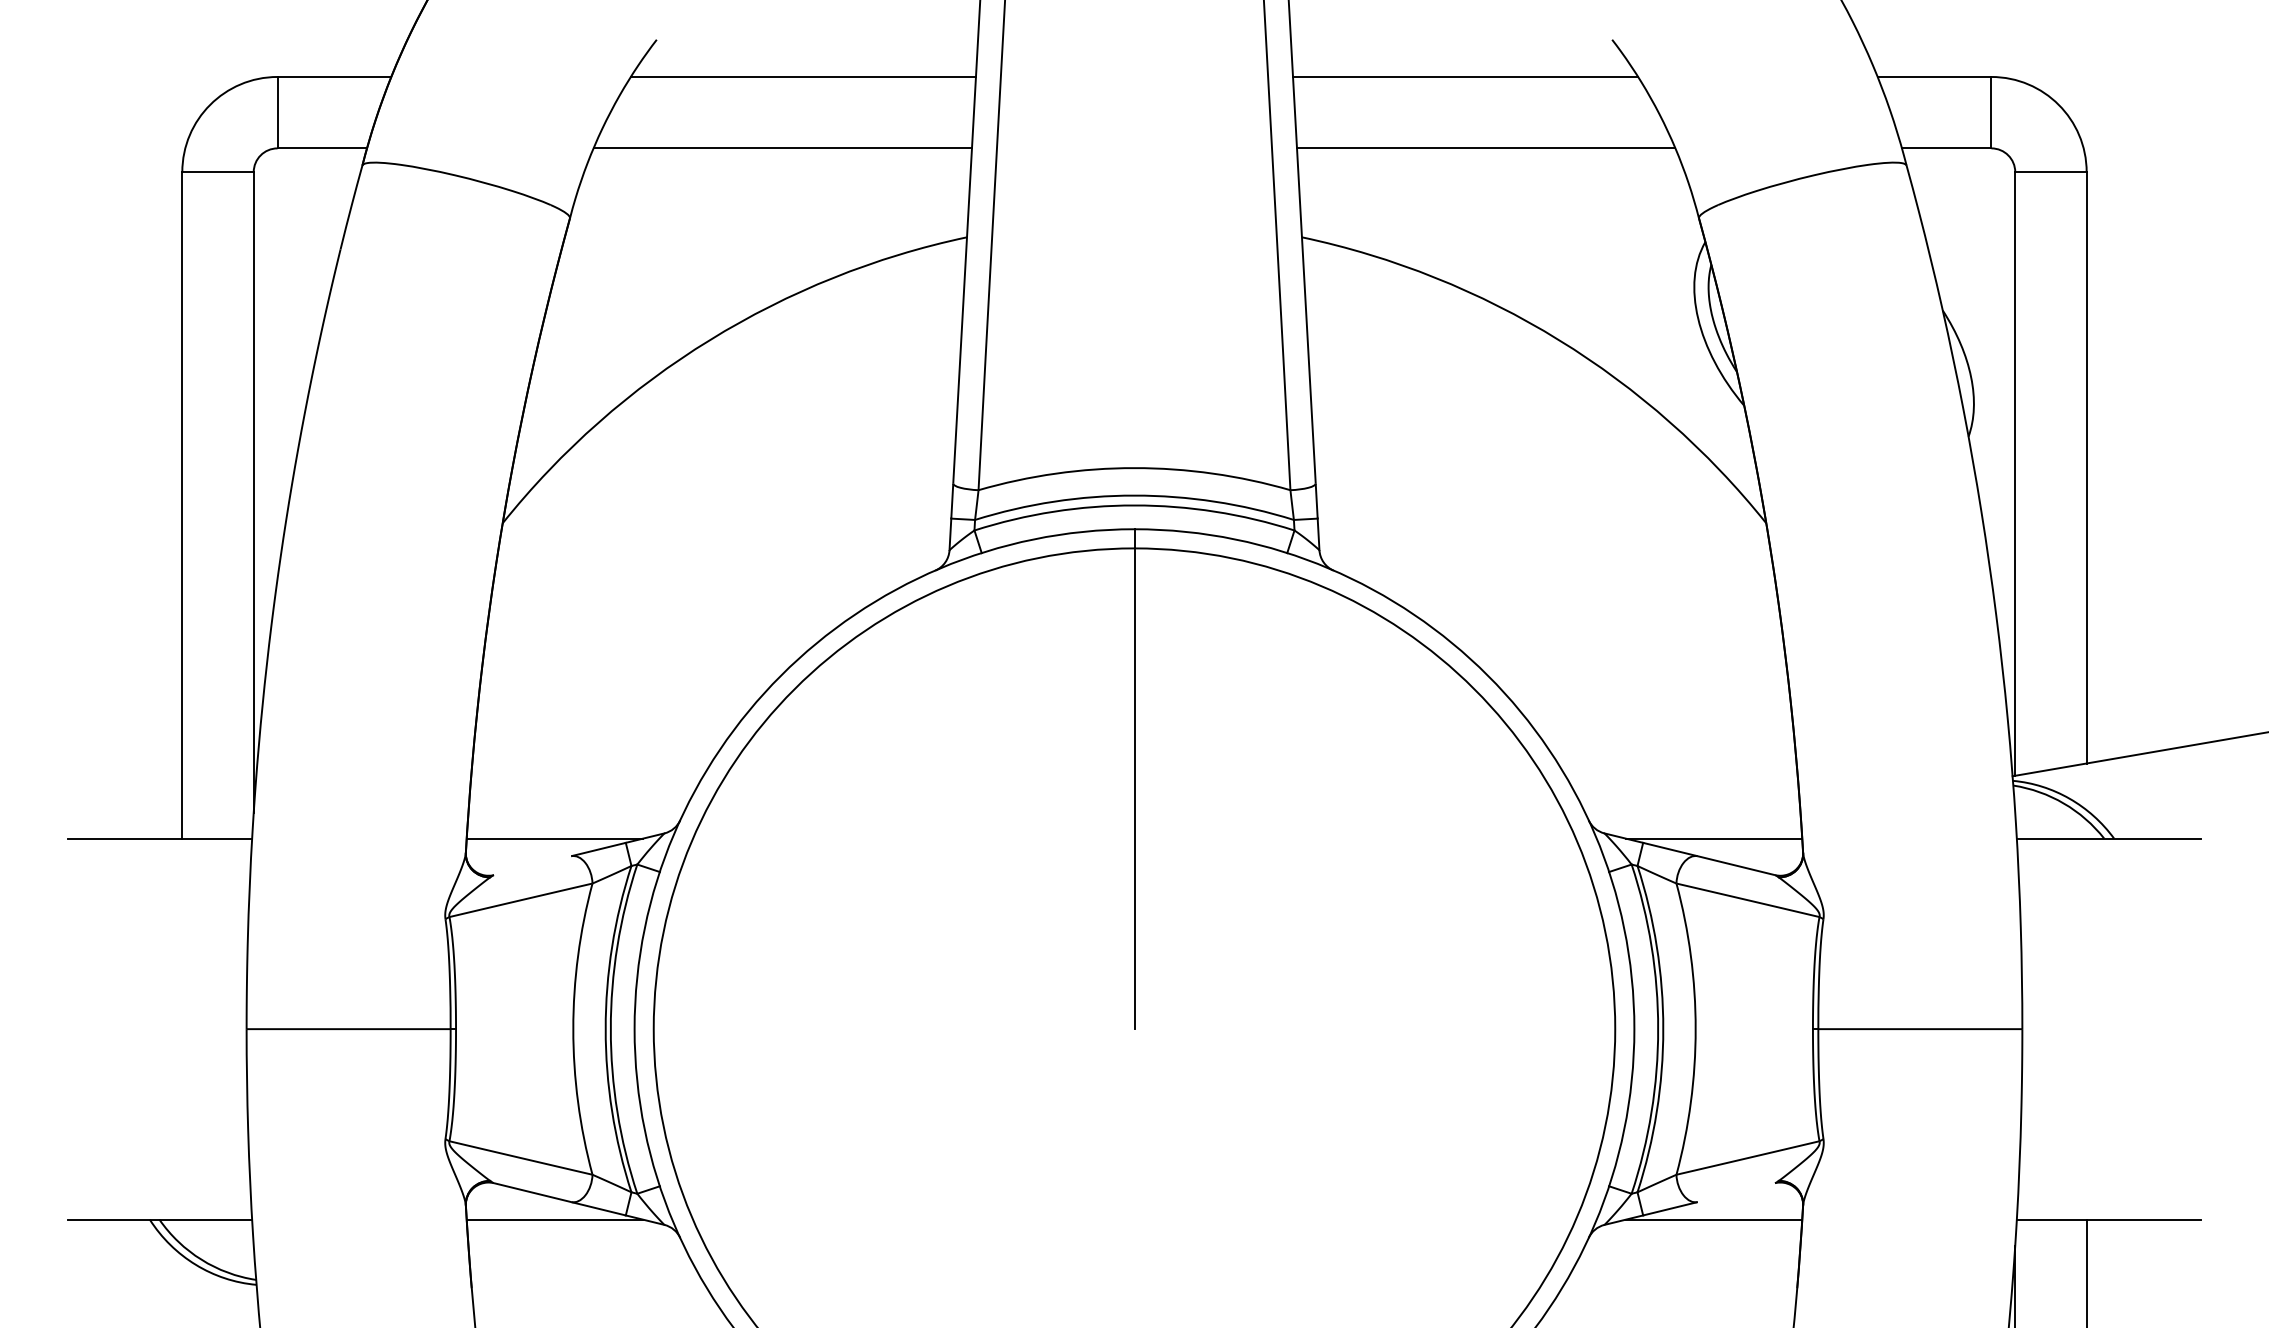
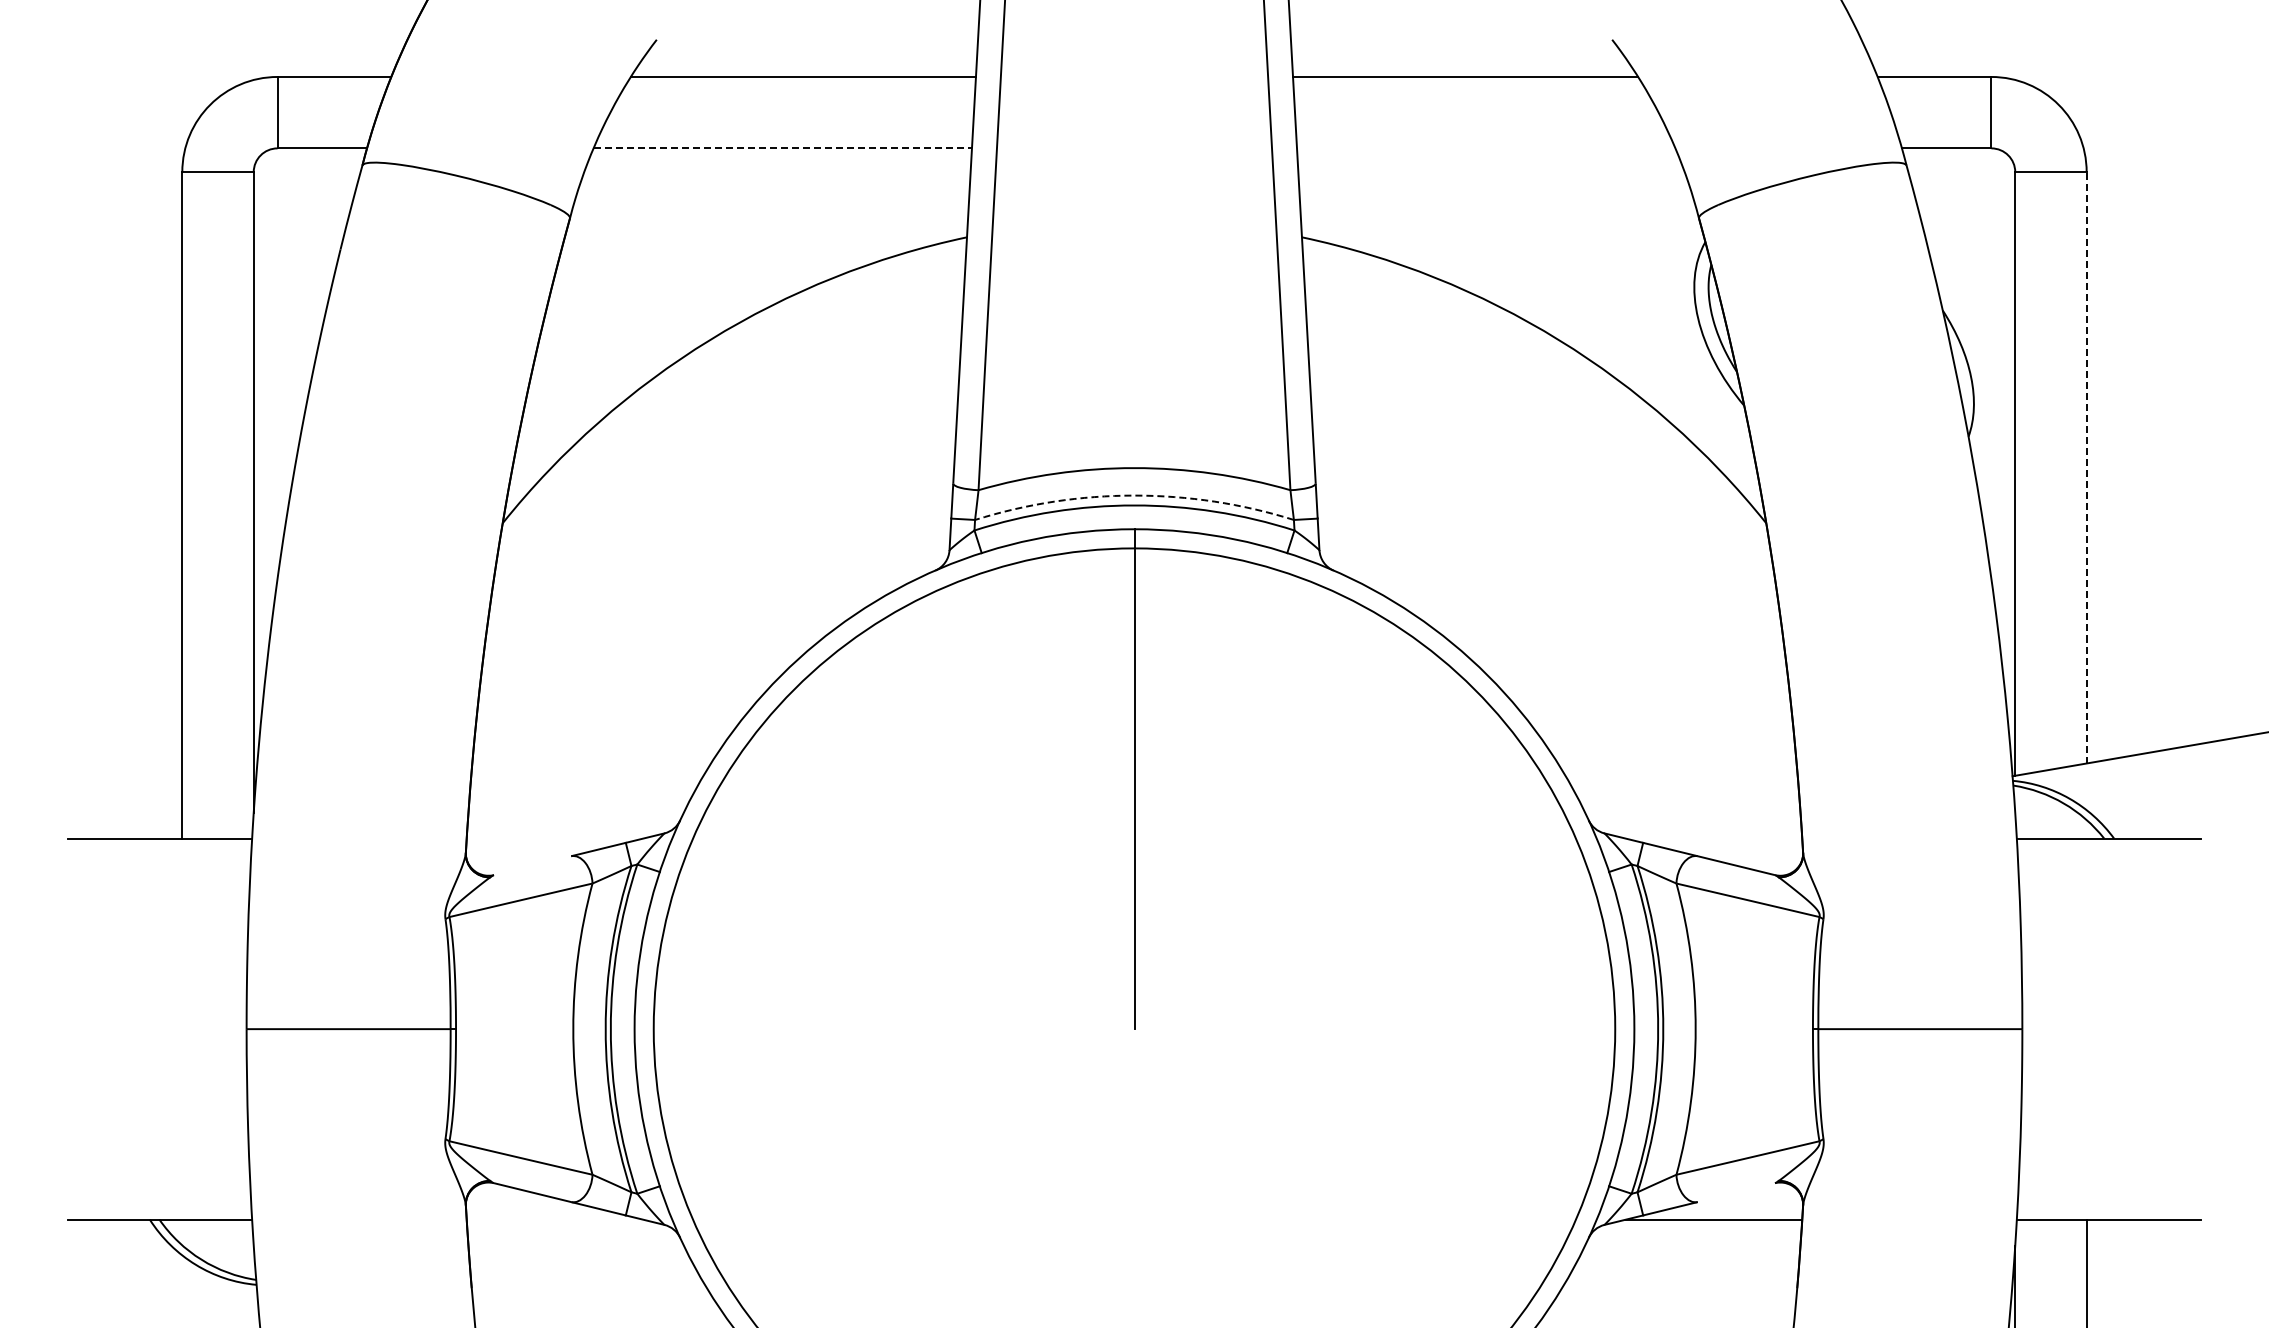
line: solid -> dashed (783, 148)
line: present -> none (1486, 148)
line: solid -> dashed (2086, 467)
arc: solid -> dashed (1134, 495)
line: present -> none (554, 838)
line: present -> none (1714, 838)
line: present -> none (554, 1219)
